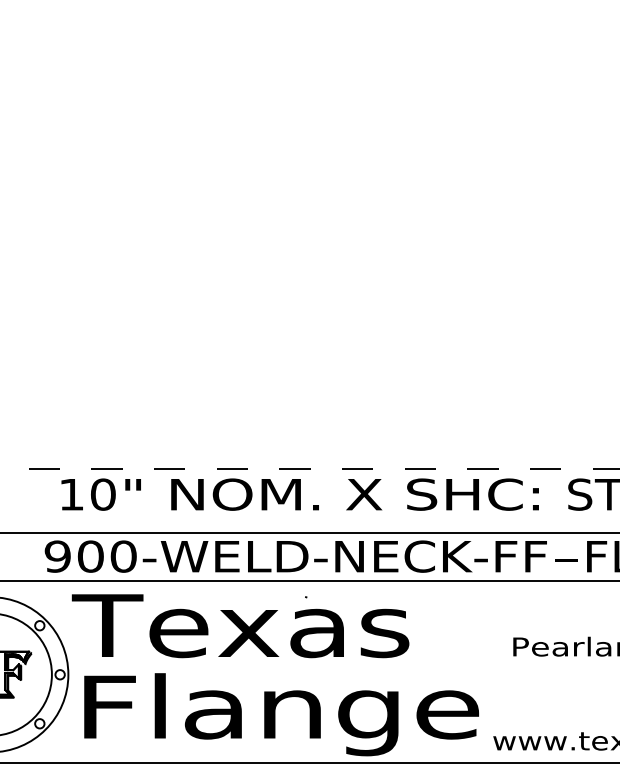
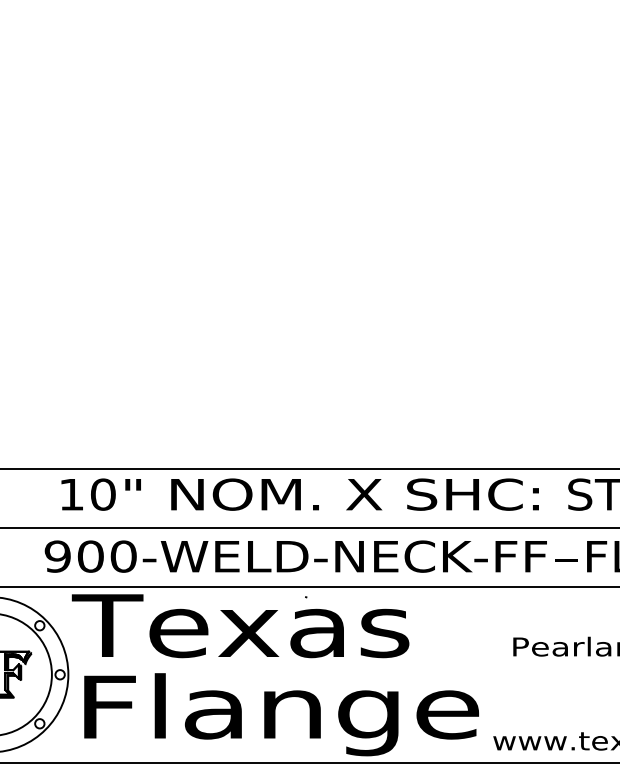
line: dashed -> solid (309, 469)
line position: (309, 532) -> (309, 527) (309, 527)
line position: (309, 580) -> (309, 586) (309, 586)
